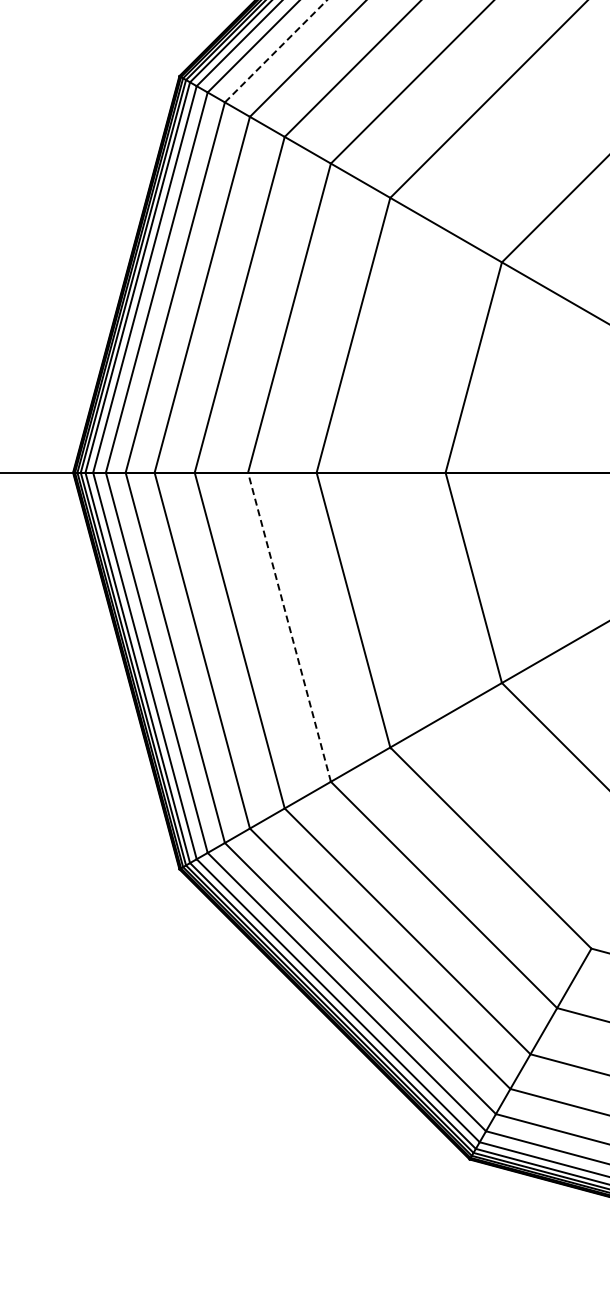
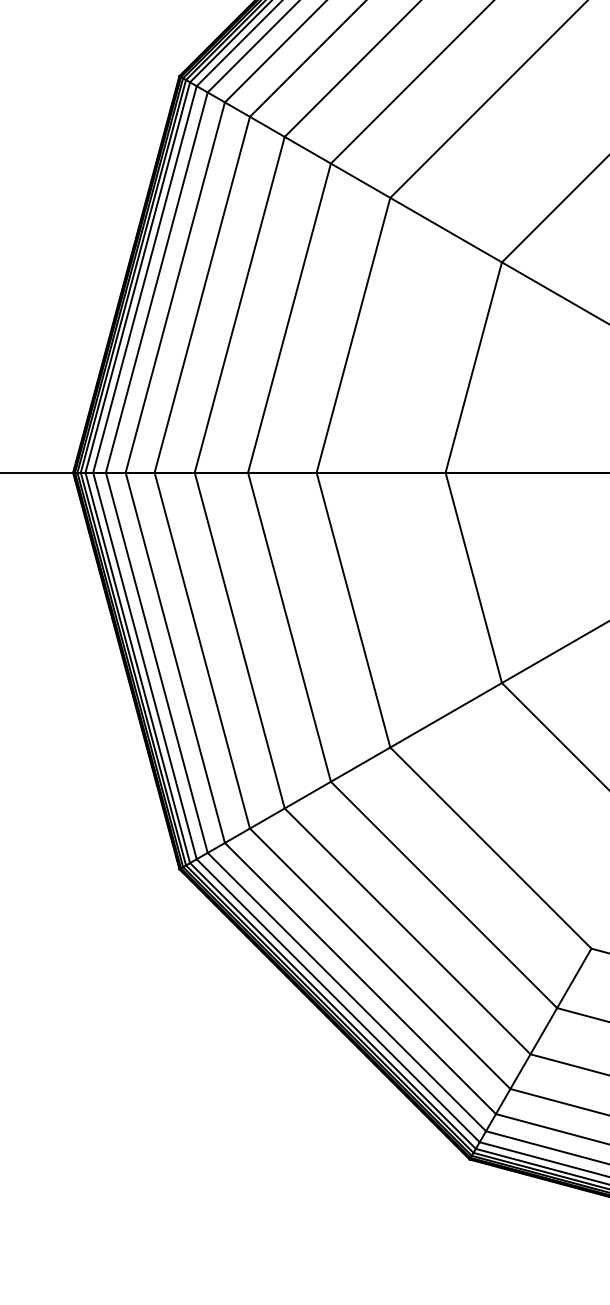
line: dashed -> solid (276, 50)
line: dashed -> solid (289, 626)
